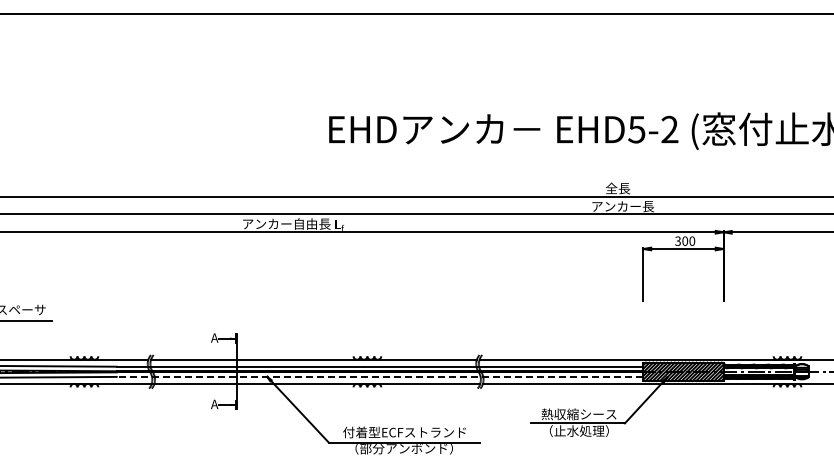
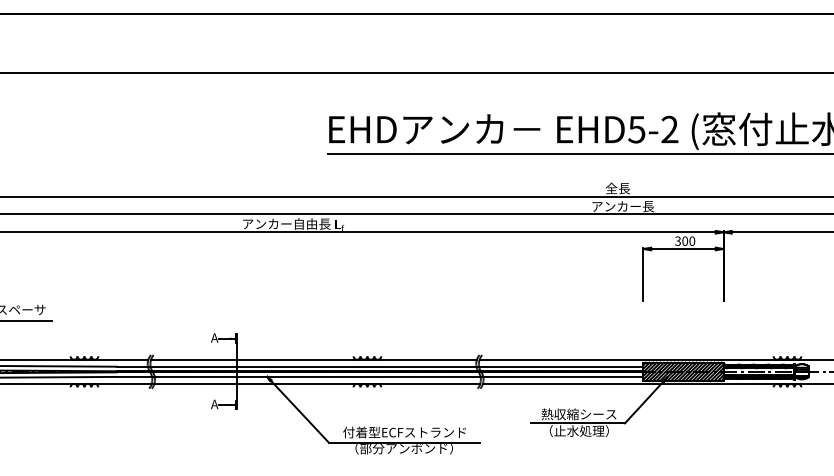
line: none -> present (416, 73)
line: none -> present (578, 153)
line: dashed -> solid (379, 376)
